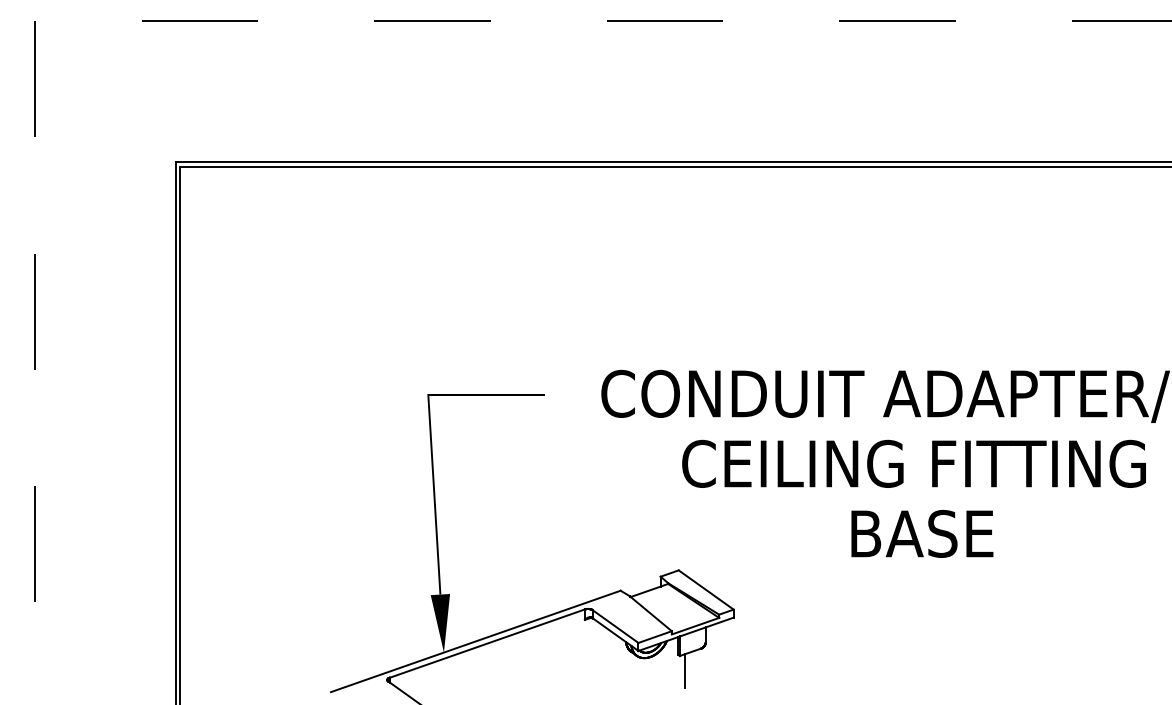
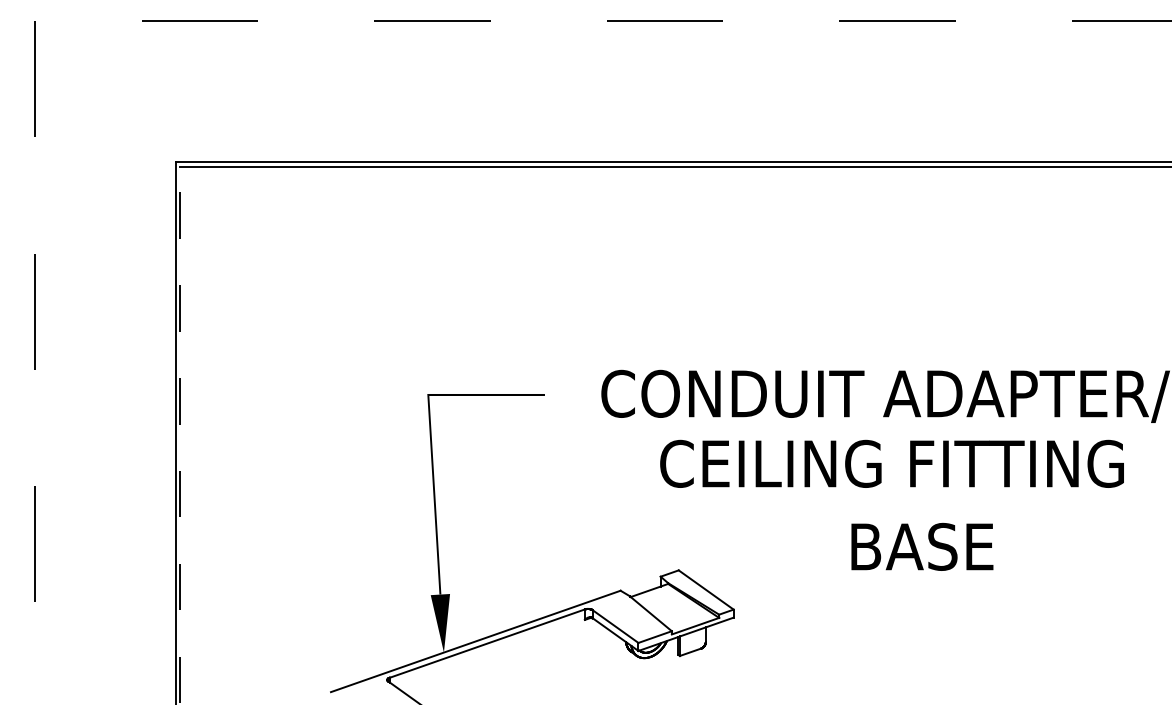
line: solid -> dashed (180, 435)
text position: (913, 463) -> (891, 463) (891, 463)
text position: (922, 533) -> (922, 546) (922, 546)
line: present -> none (684, 671)
